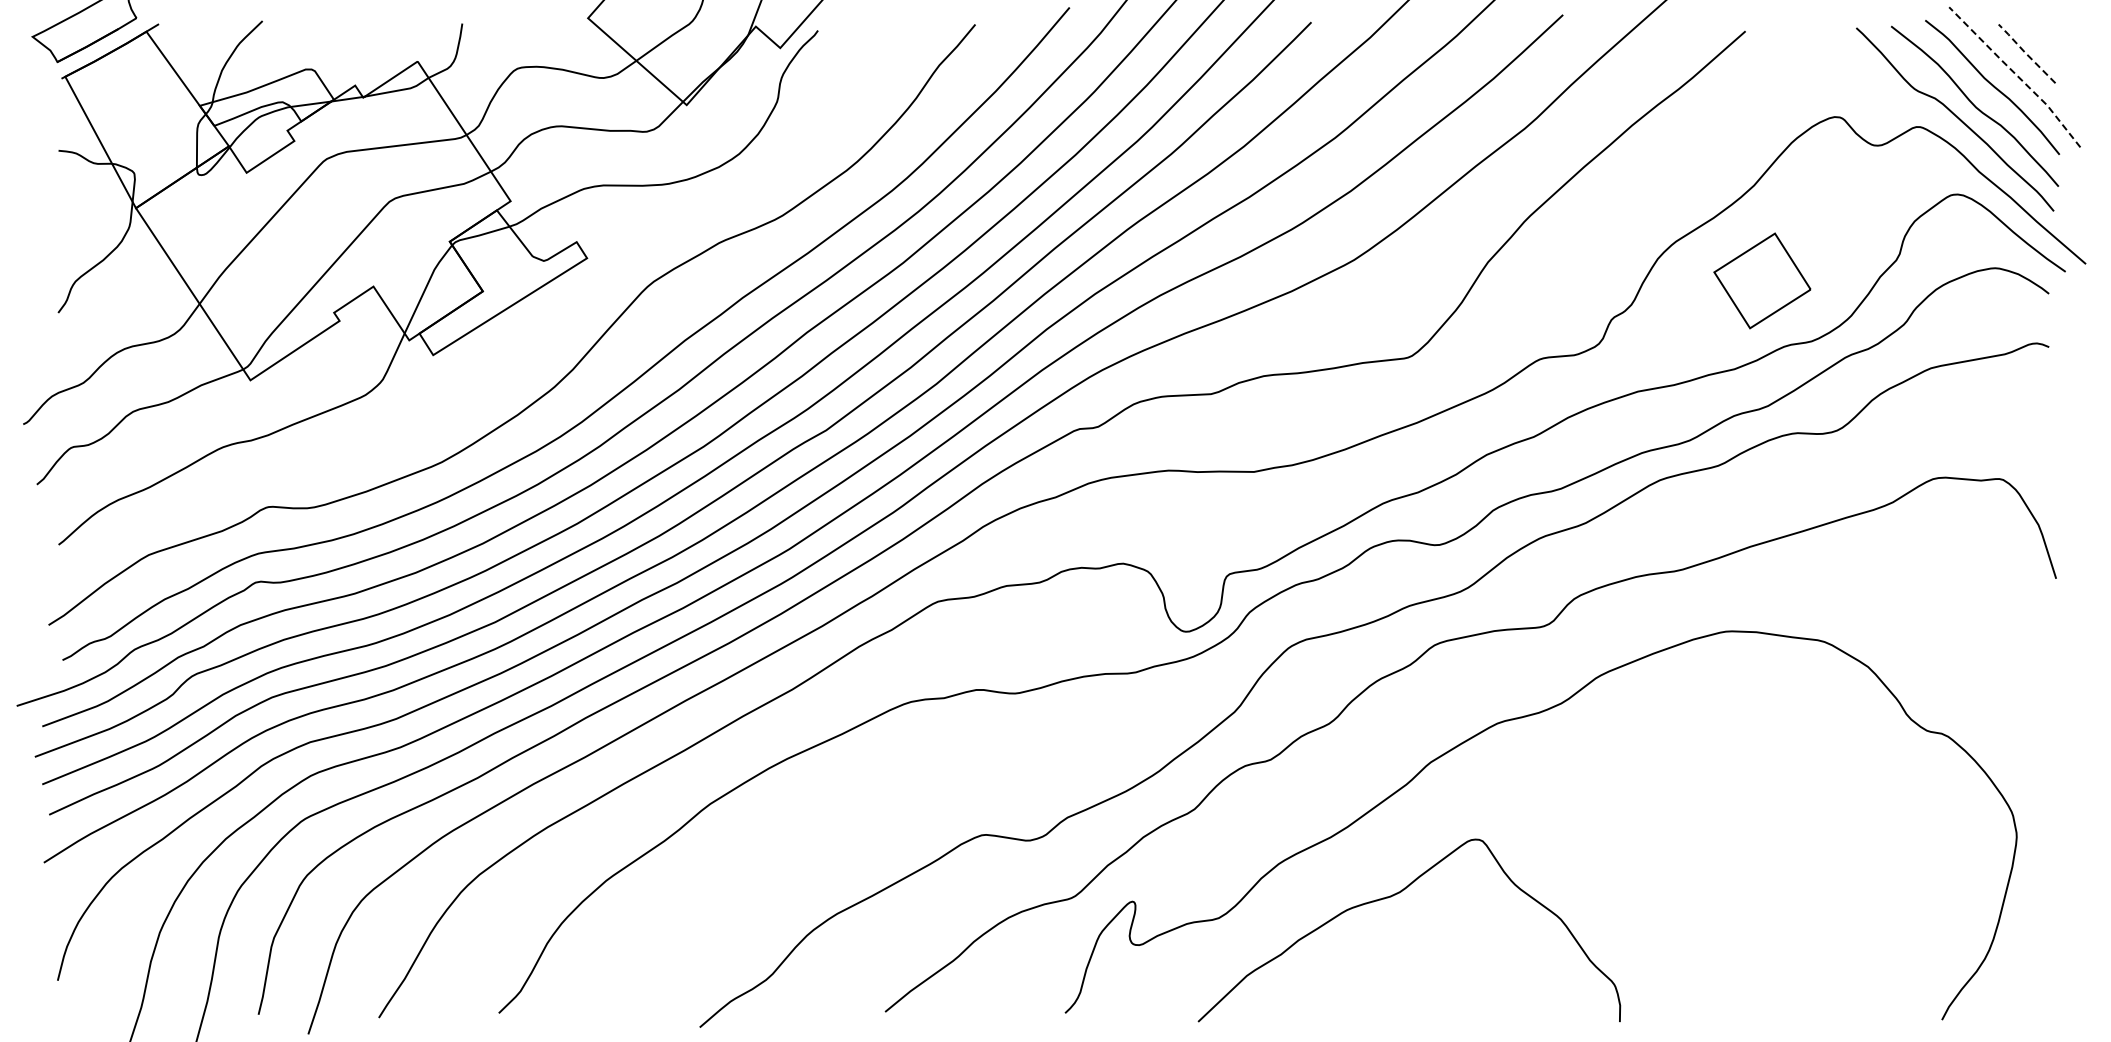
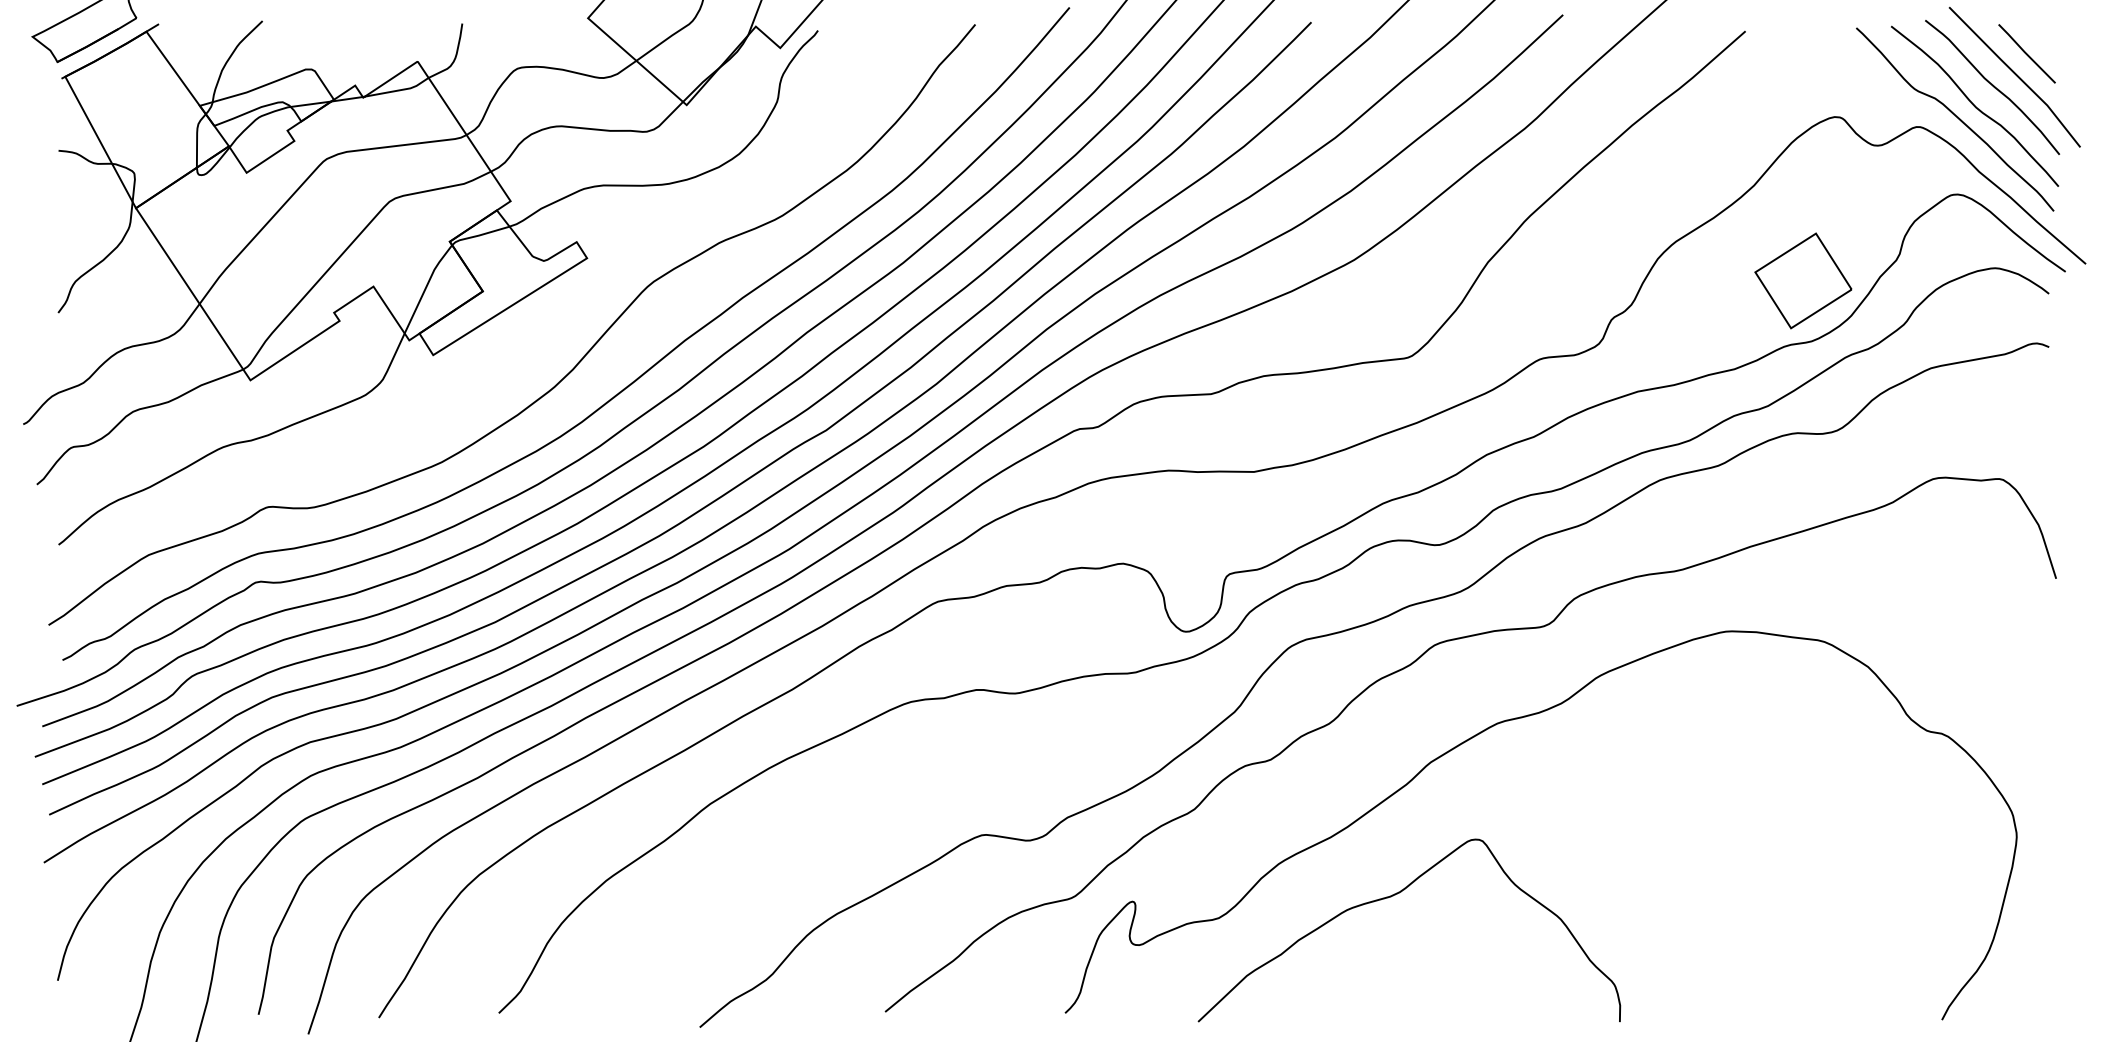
line: dashed -> solid (2025, 52)
line: dashed -> solid (2016, 75)
part position: (1762, 280) -> (1803, 280) (1803, 280)
